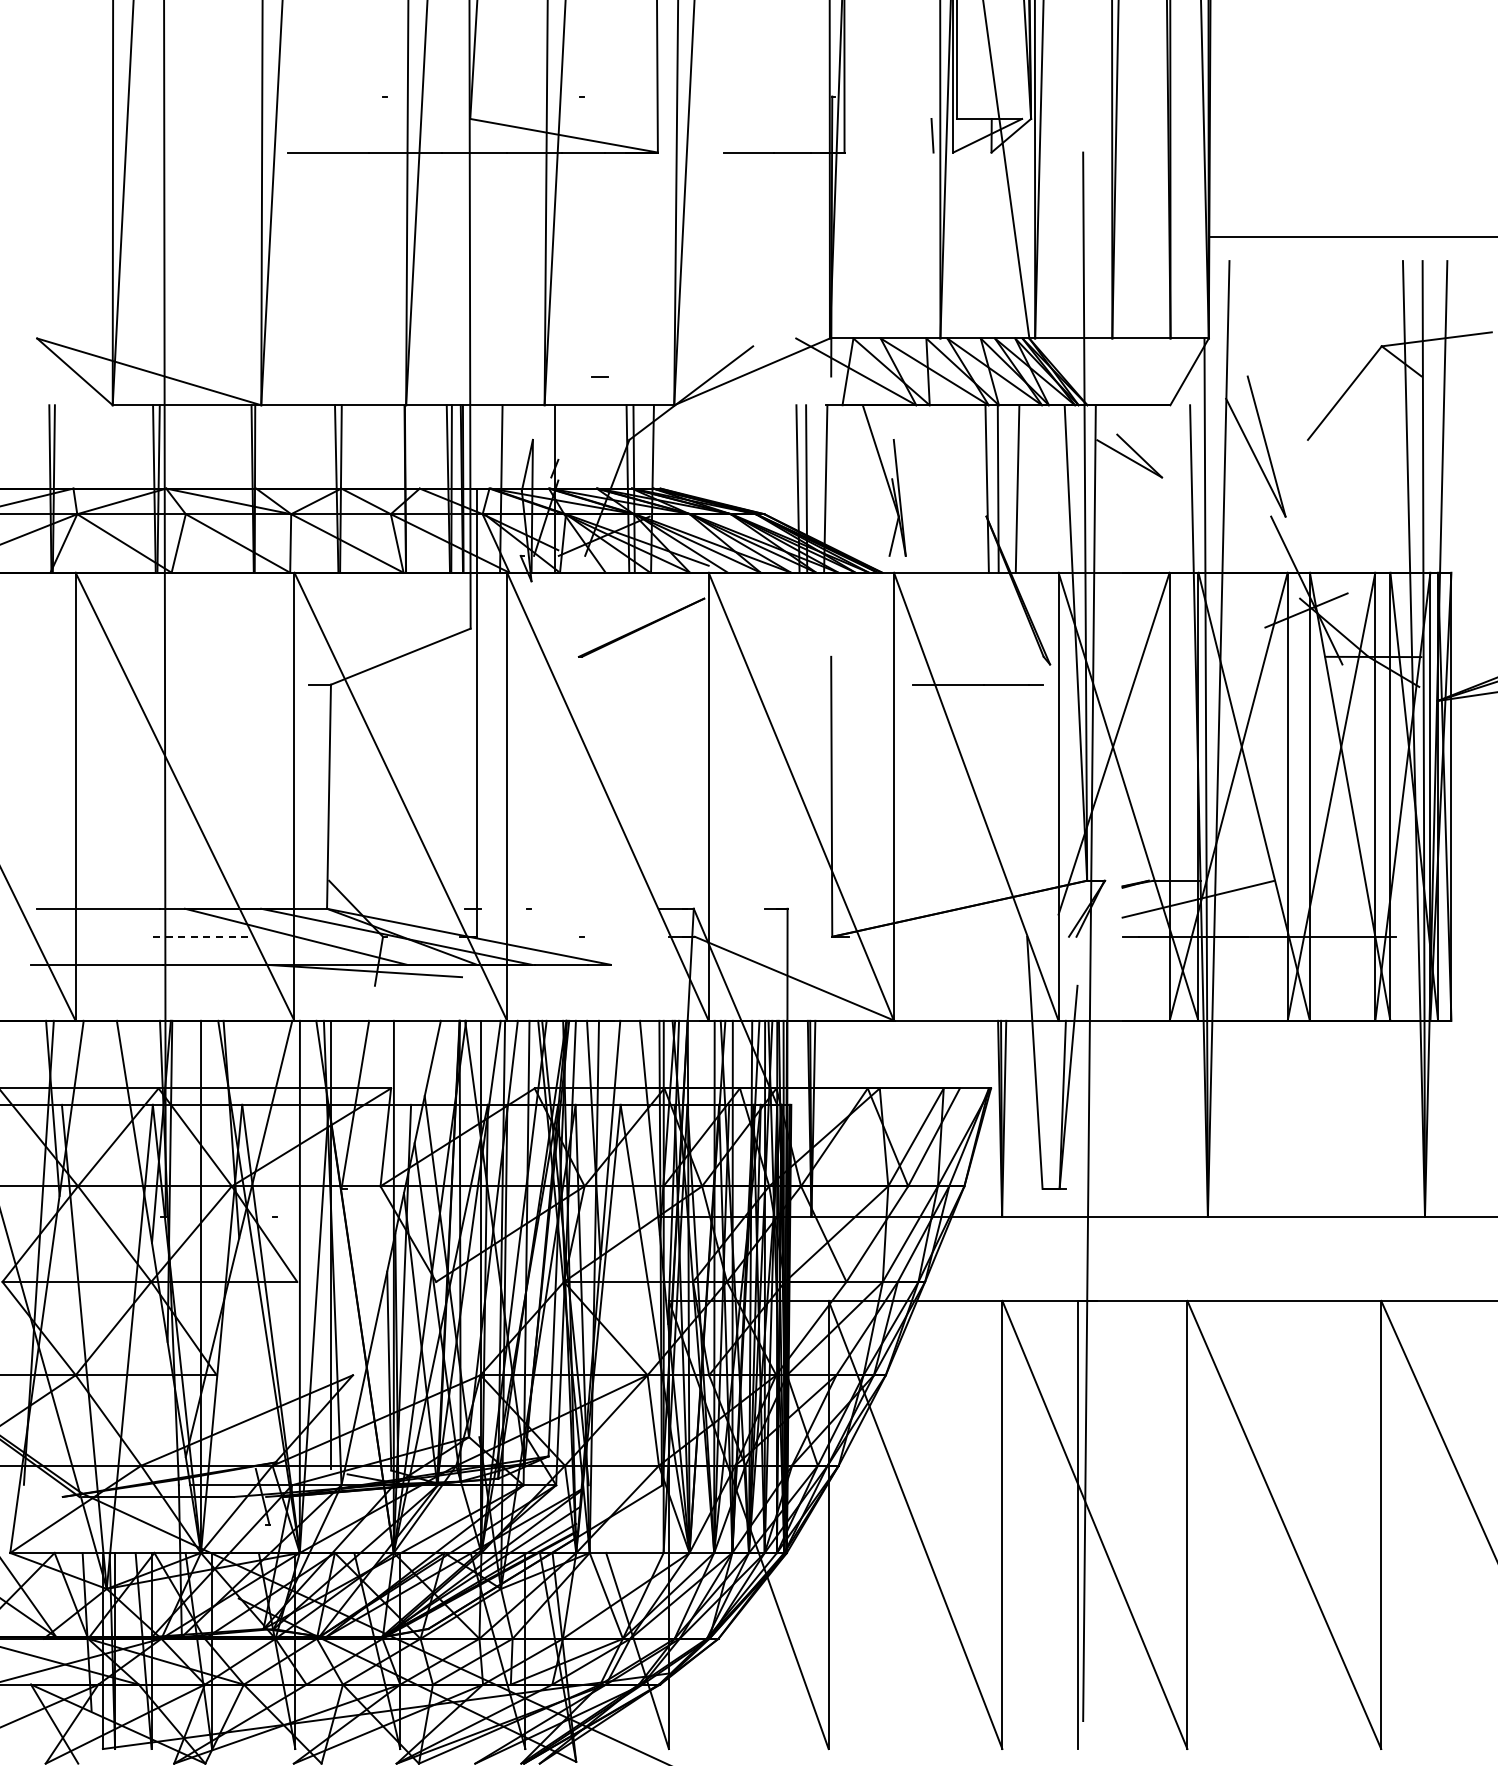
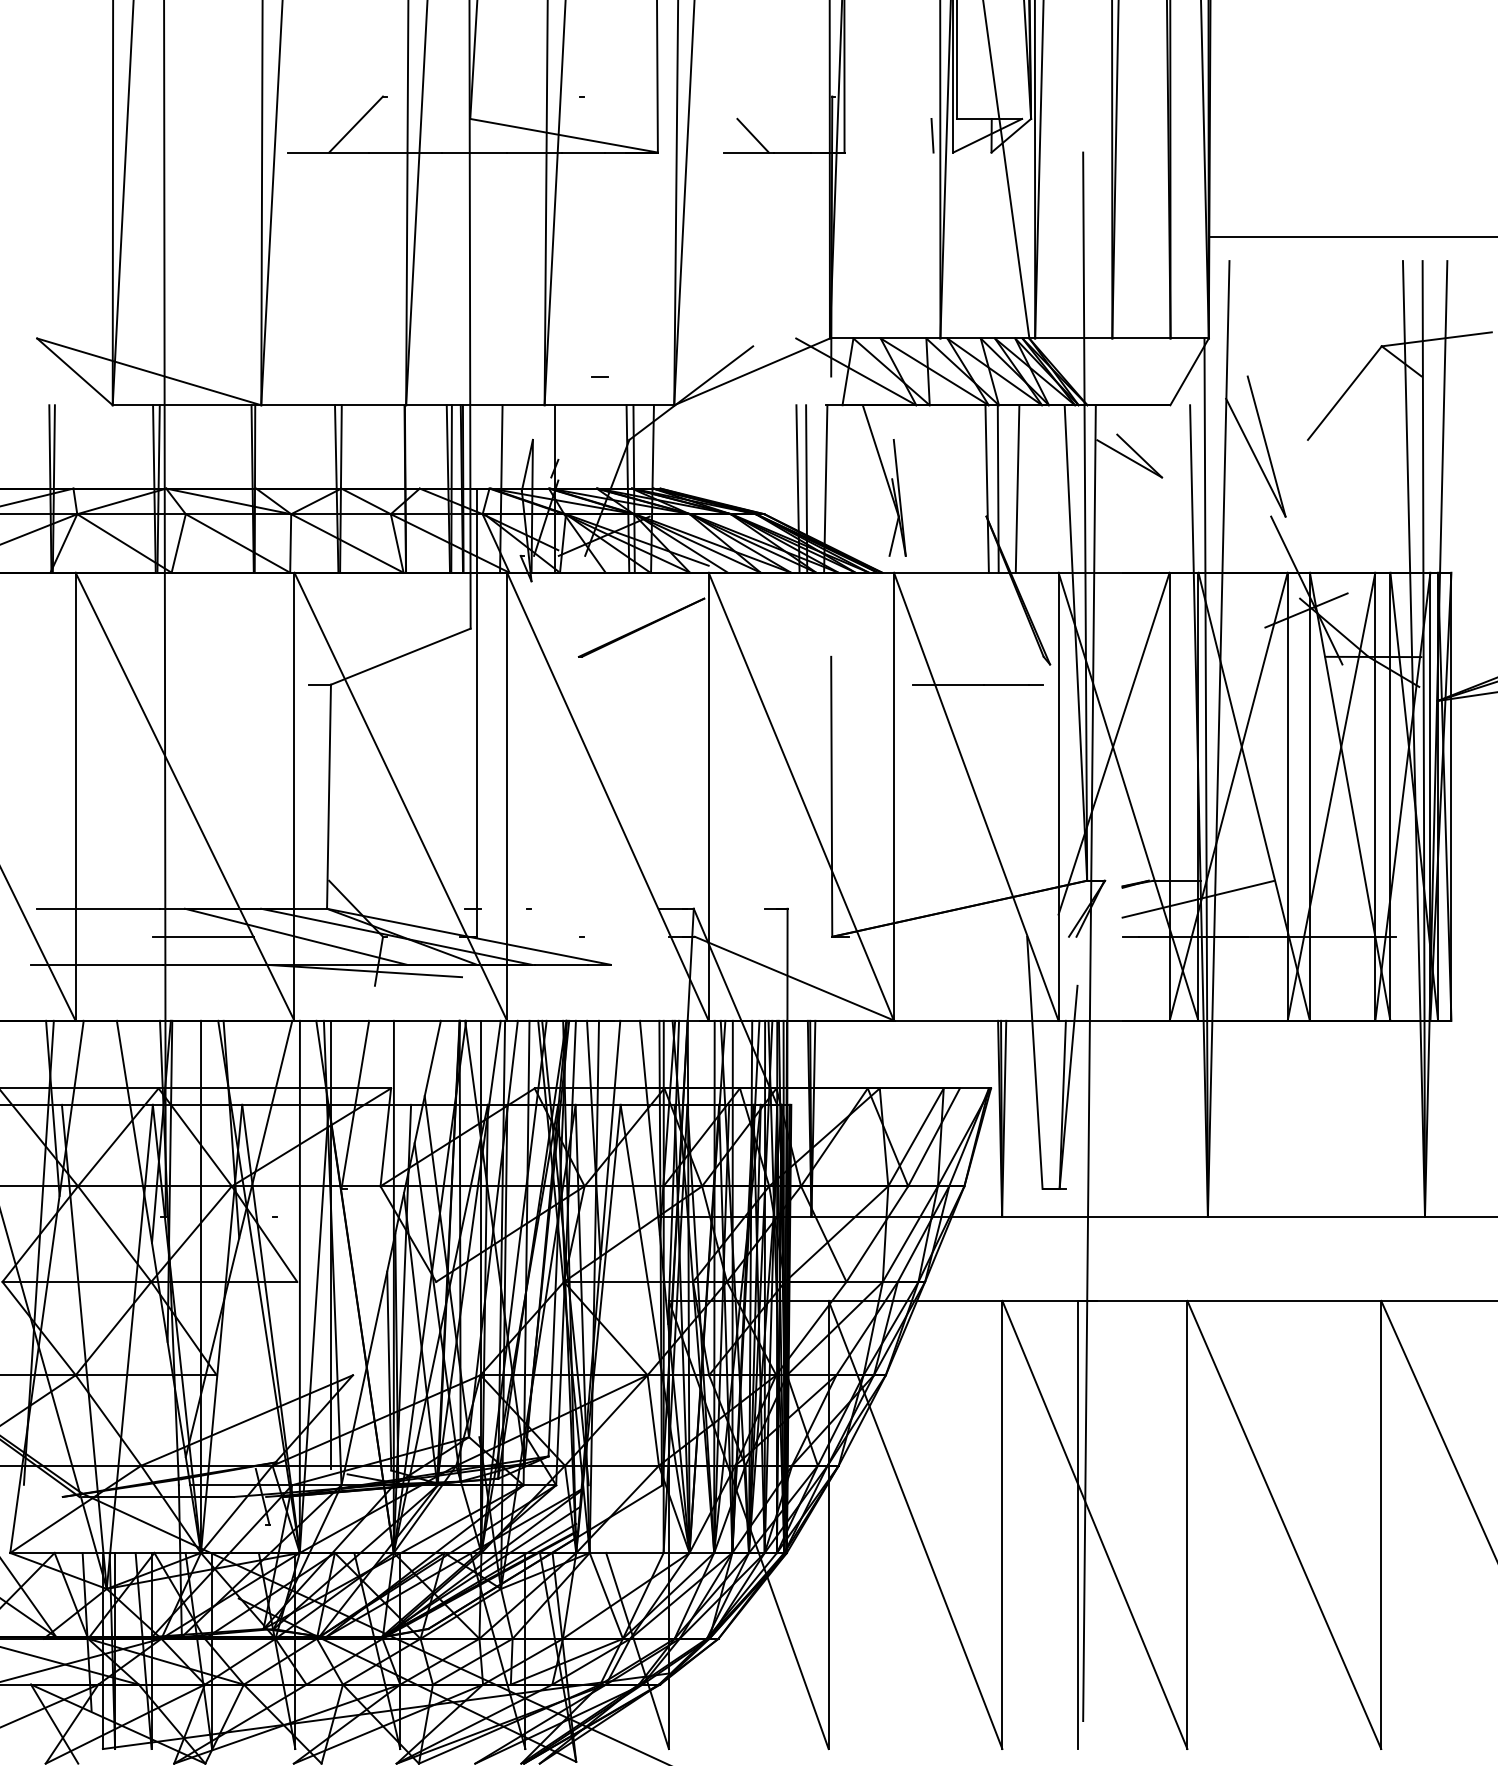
line: none -> present (356, 124)
line: none -> present (752, 135)
line: dashed -> solid (203, 936)
